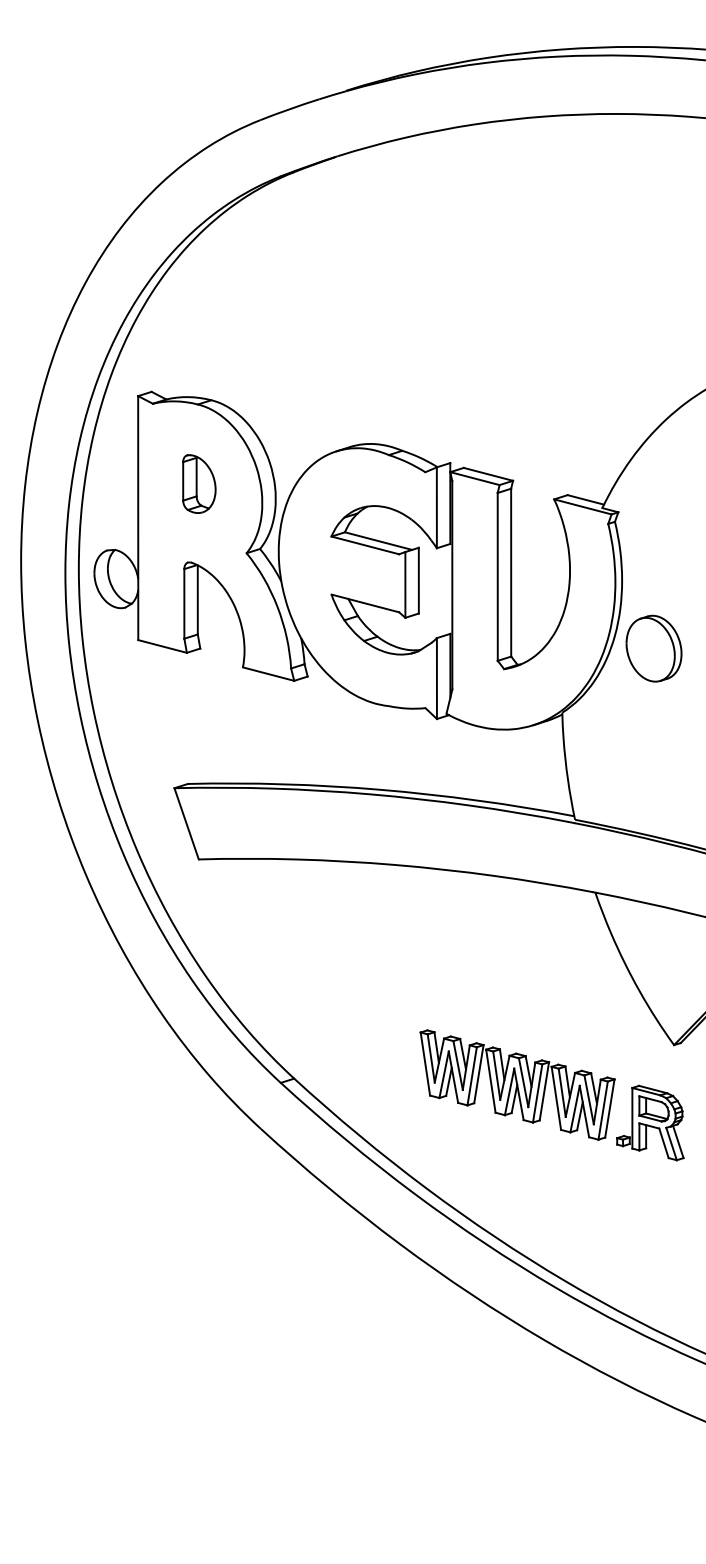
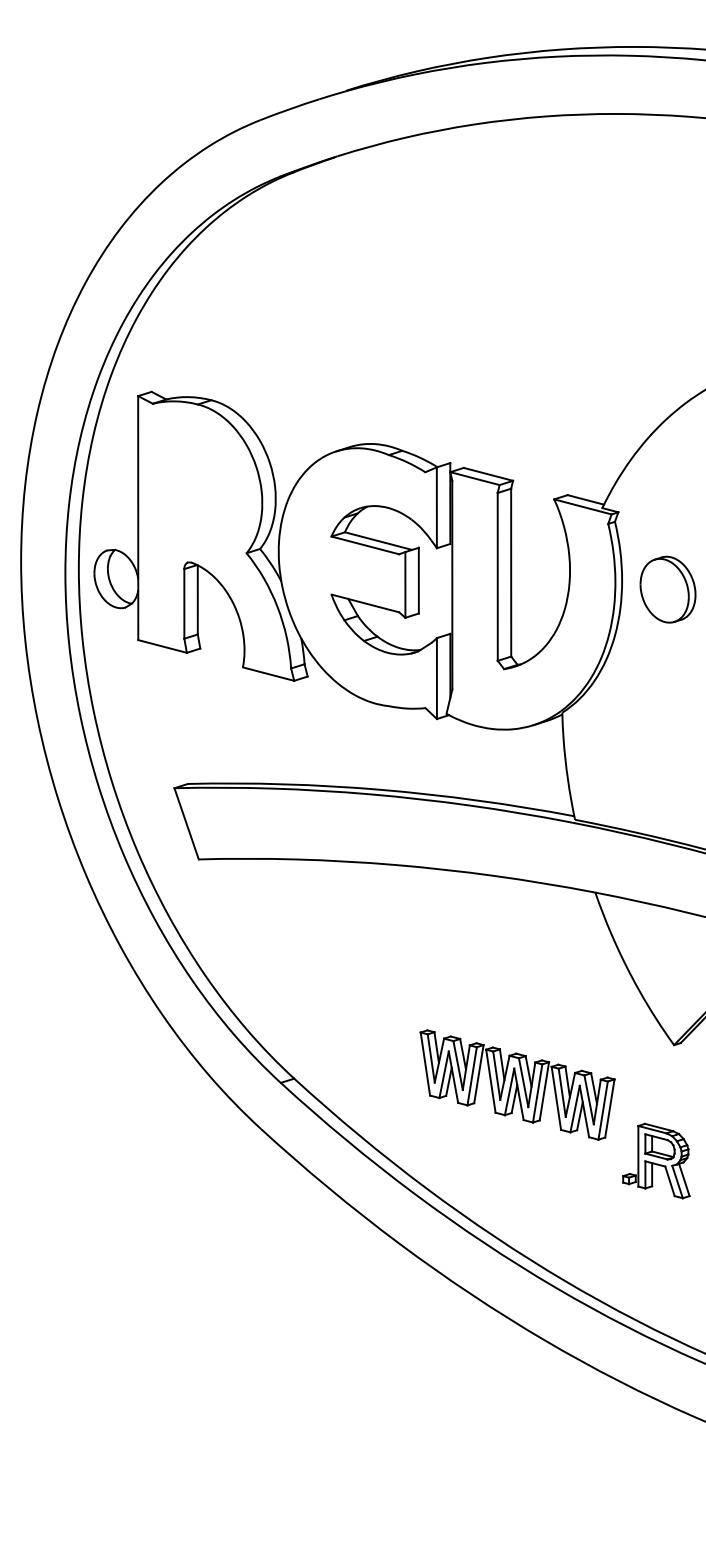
part: present -> none (199, 483)
part position: (653, 648) -> (667, 589) (667, 589)
part position: (650, 1122) -> (656, 1160) (656, 1160)
